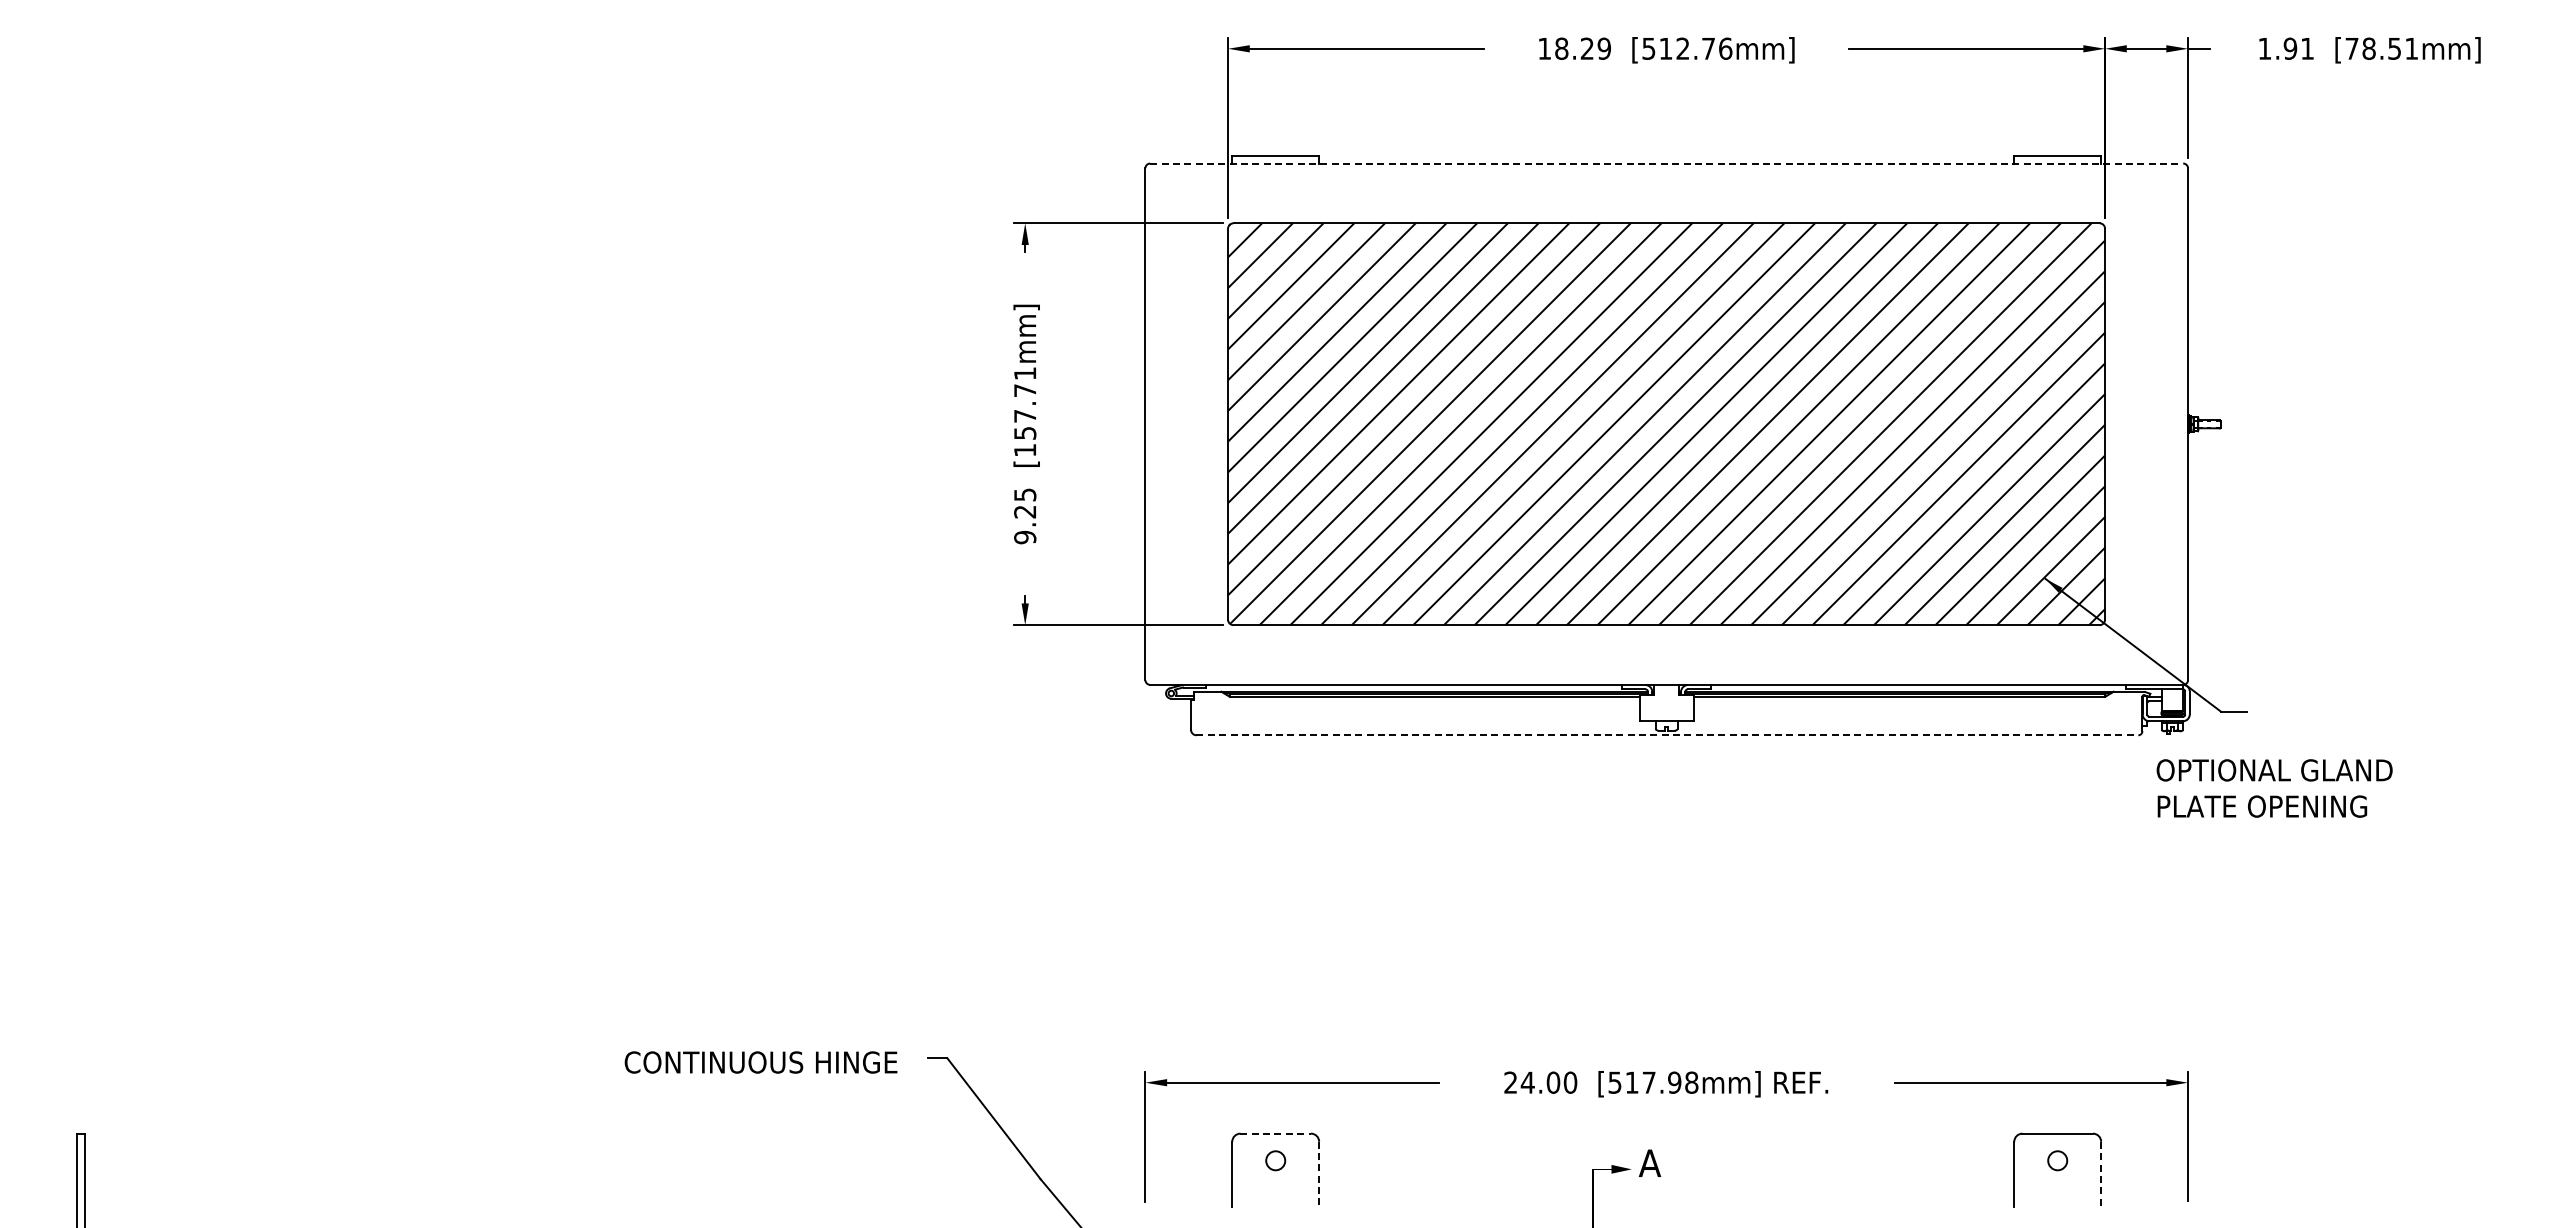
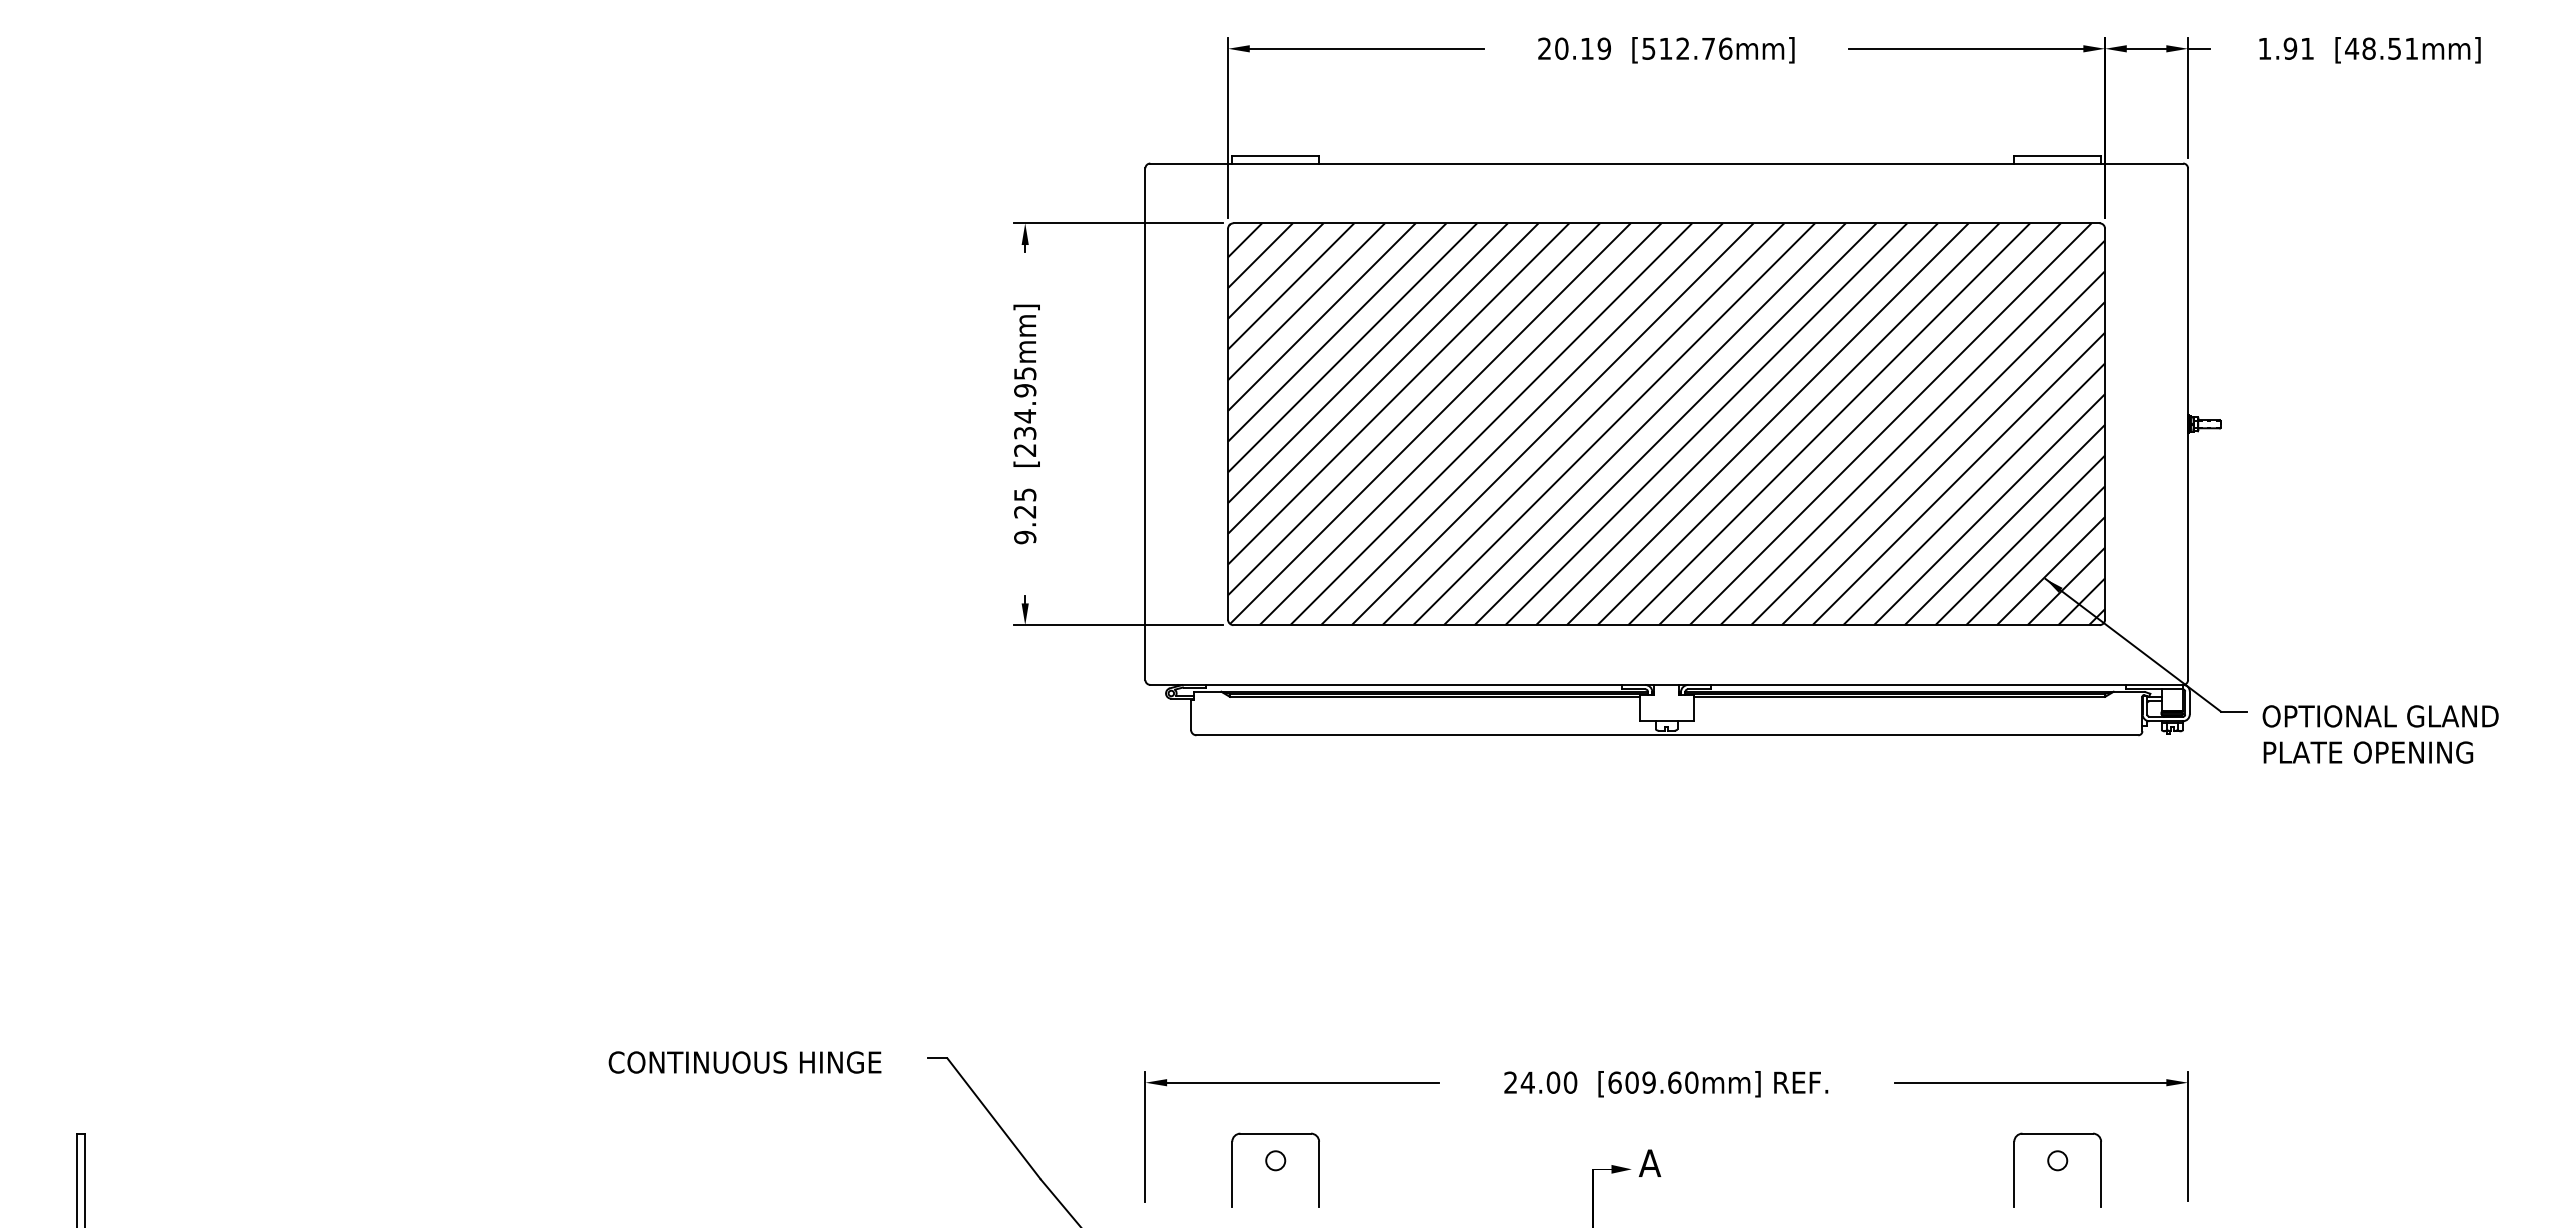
text: 18.29 -> 20.19 (1565, 48)
text: [78.51mm] -> [48.51mm] (2352, 48)
line: dashed -> solid (1667, 163)
text: [157.71mm] -> [234.95mm] (1025, 411)
line: dashed -> solid (1667, 735)
text position: (2274, 788) -> (2380, 734) (2380, 734)
text position: (760, 1062) -> (744, 1062) (744, 1062)
text: [517.98mm] -> [609.60mm] (1653, 1082)
line: dashed -> solid (1276, 1133)
line: dashed -> solid (1319, 1174)
line: dashed -> solid (2101, 1174)
